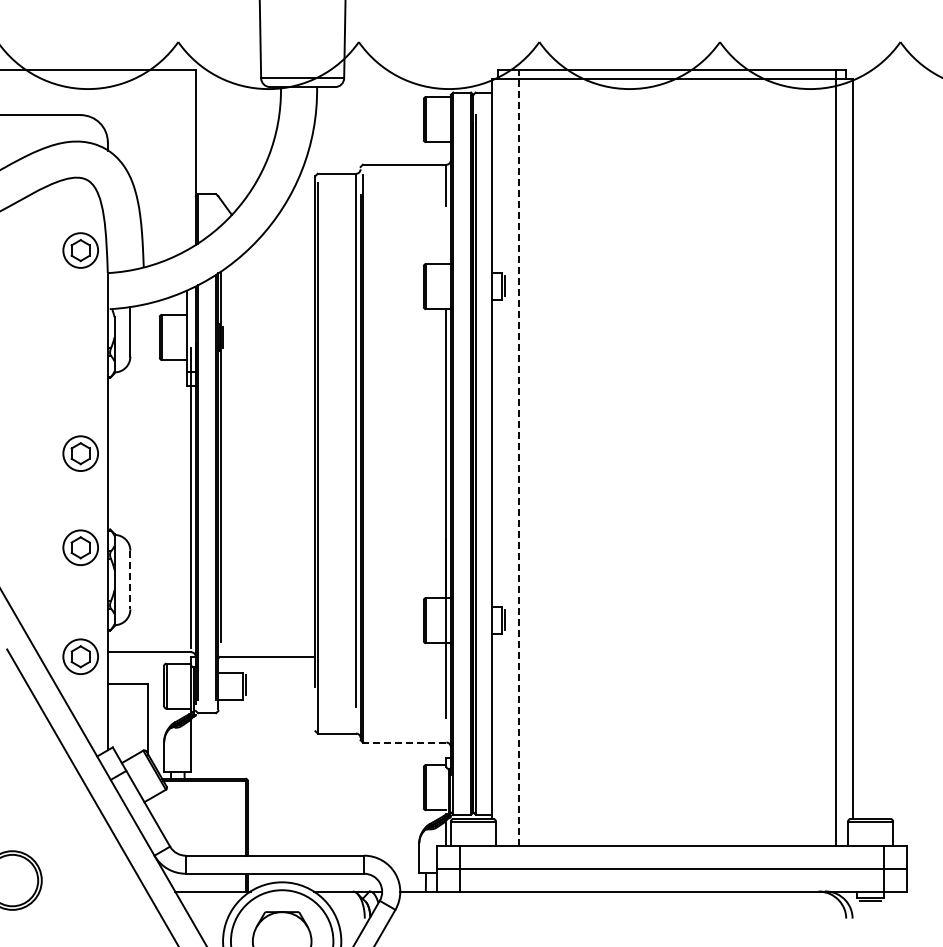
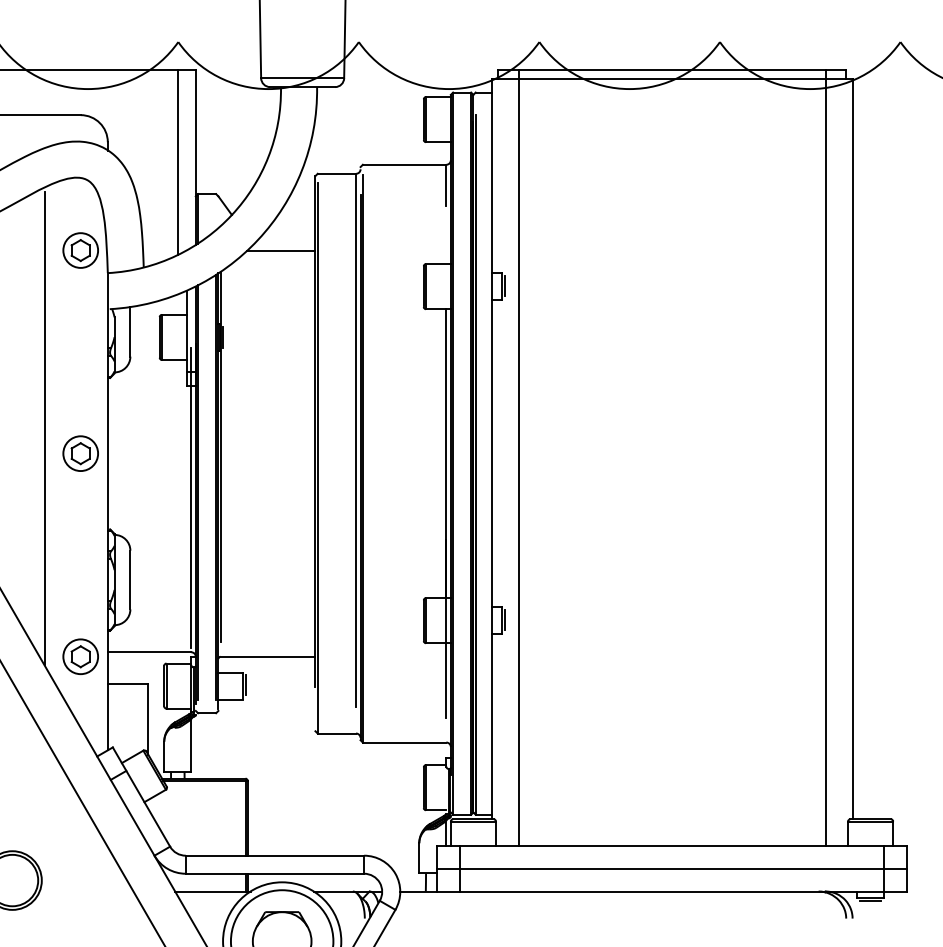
line: none -> present (177, 162)
line: none -> present (281, 250)
line: none -> present (44, 428)
line: dashed -> solid (518, 457)
line position: (835, 458) -> (825, 458) (825, 458)
part: present -> none (80, 547)
line: dashed -> solid (130, 580)
line: dashed -> solid (404, 742)
line position: (92, 796) -> (82, 803) (82, 803)
